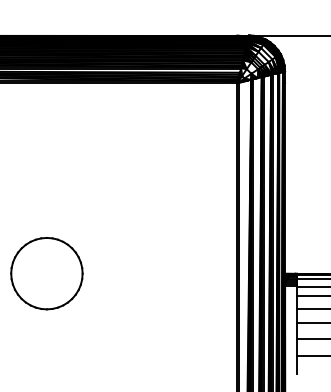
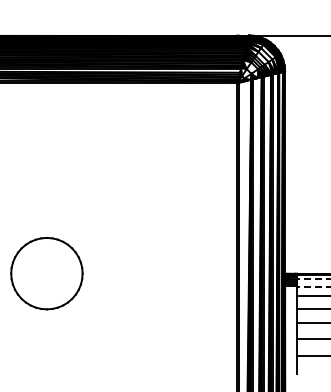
line: solid -> dashed (313, 279)
line: solid -> dashed (313, 286)
